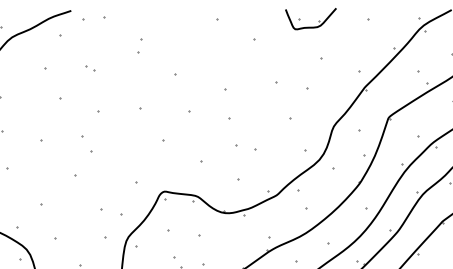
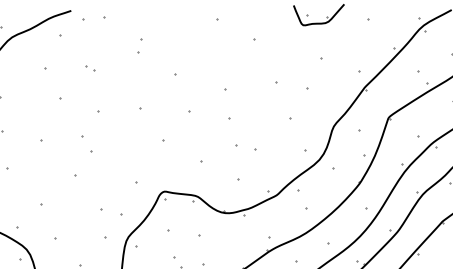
part position: (310, 26) -> (318, 22) (318, 22)
